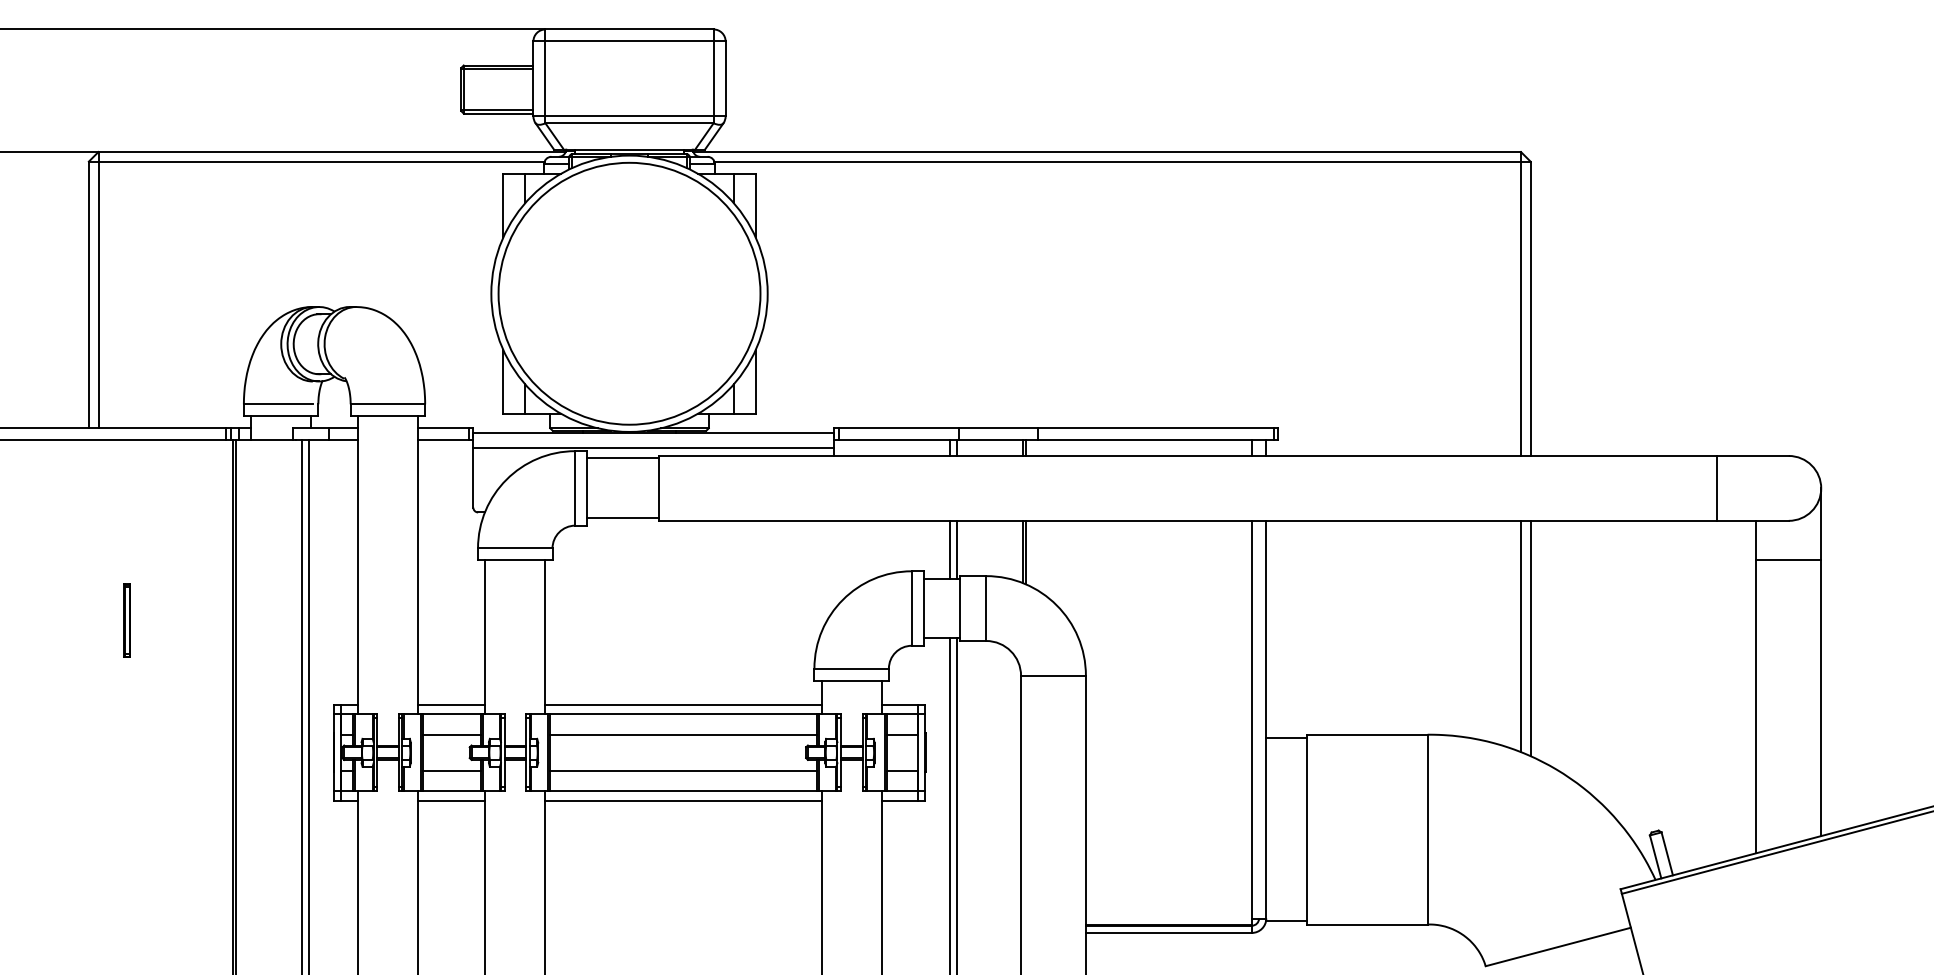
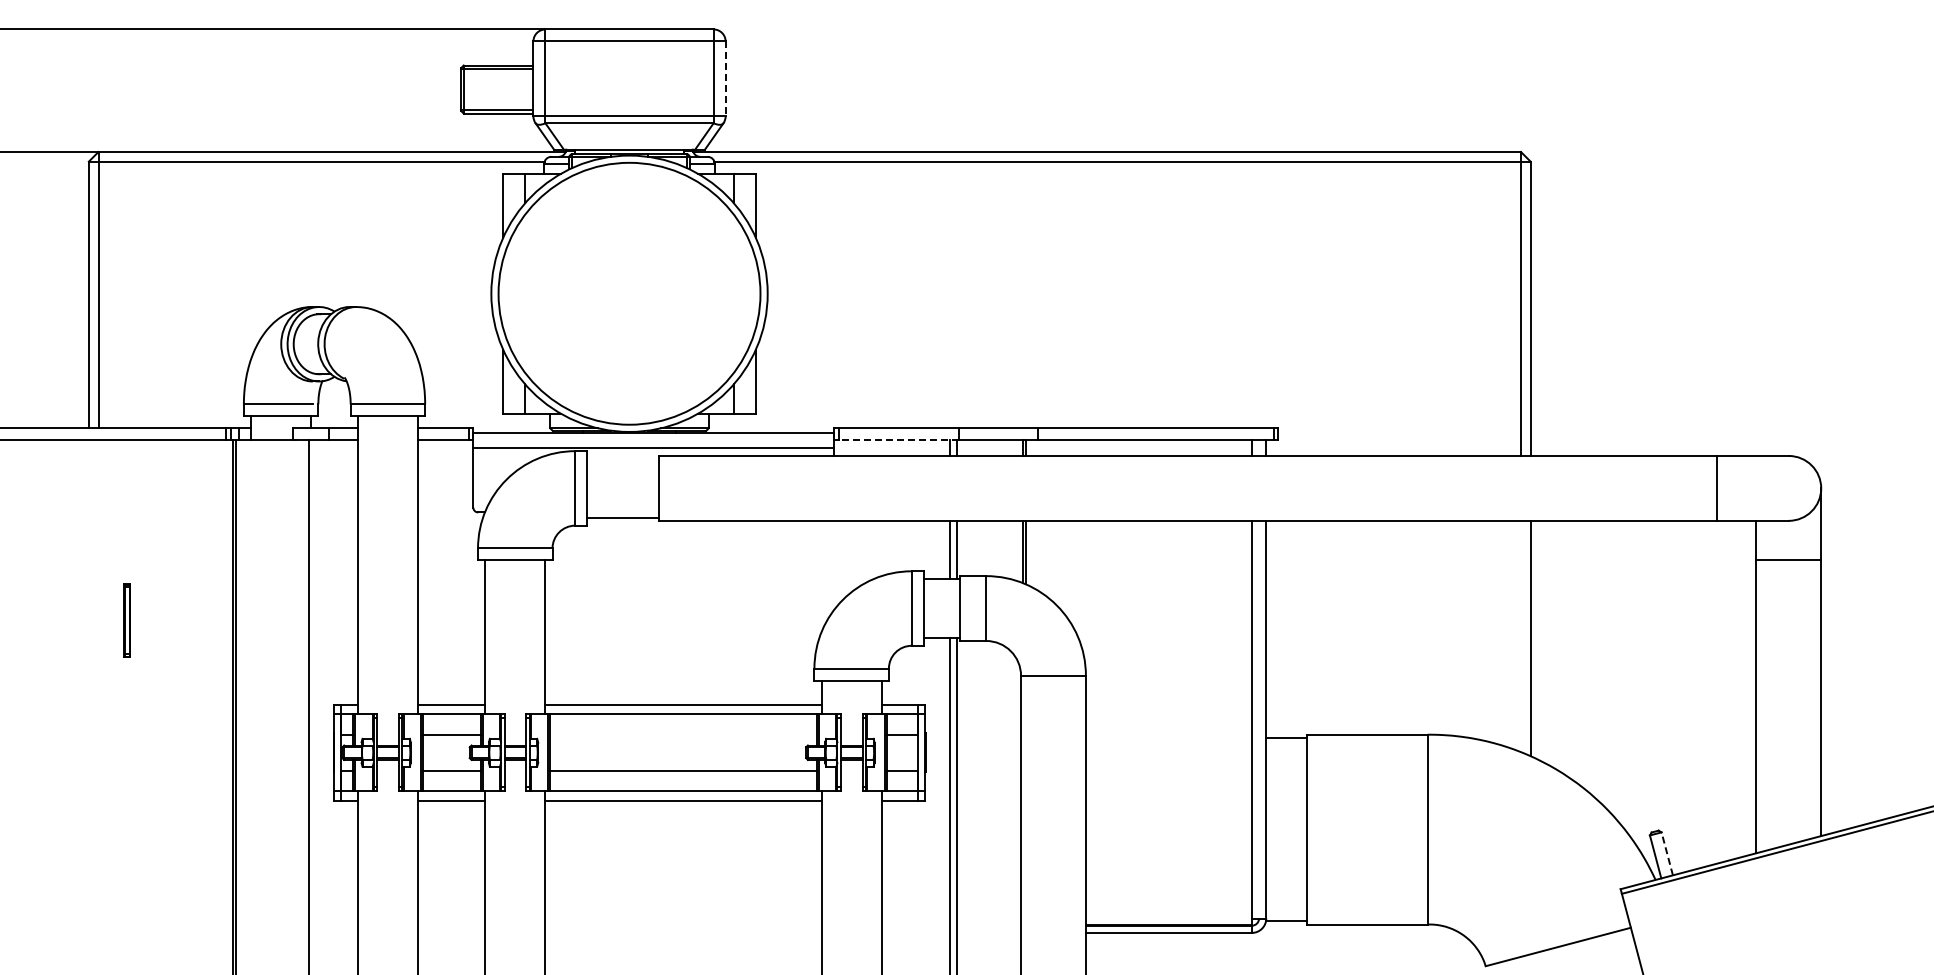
line: solid -> dashed (725, 79)
line: solid -> dashed (898, 440)
line: present -> none (623, 458)
line: present -> none (1520, 636)
line: present -> none (302, 705)
line: present -> none (683, 734)
line: solid -> dashed (1667, 853)
